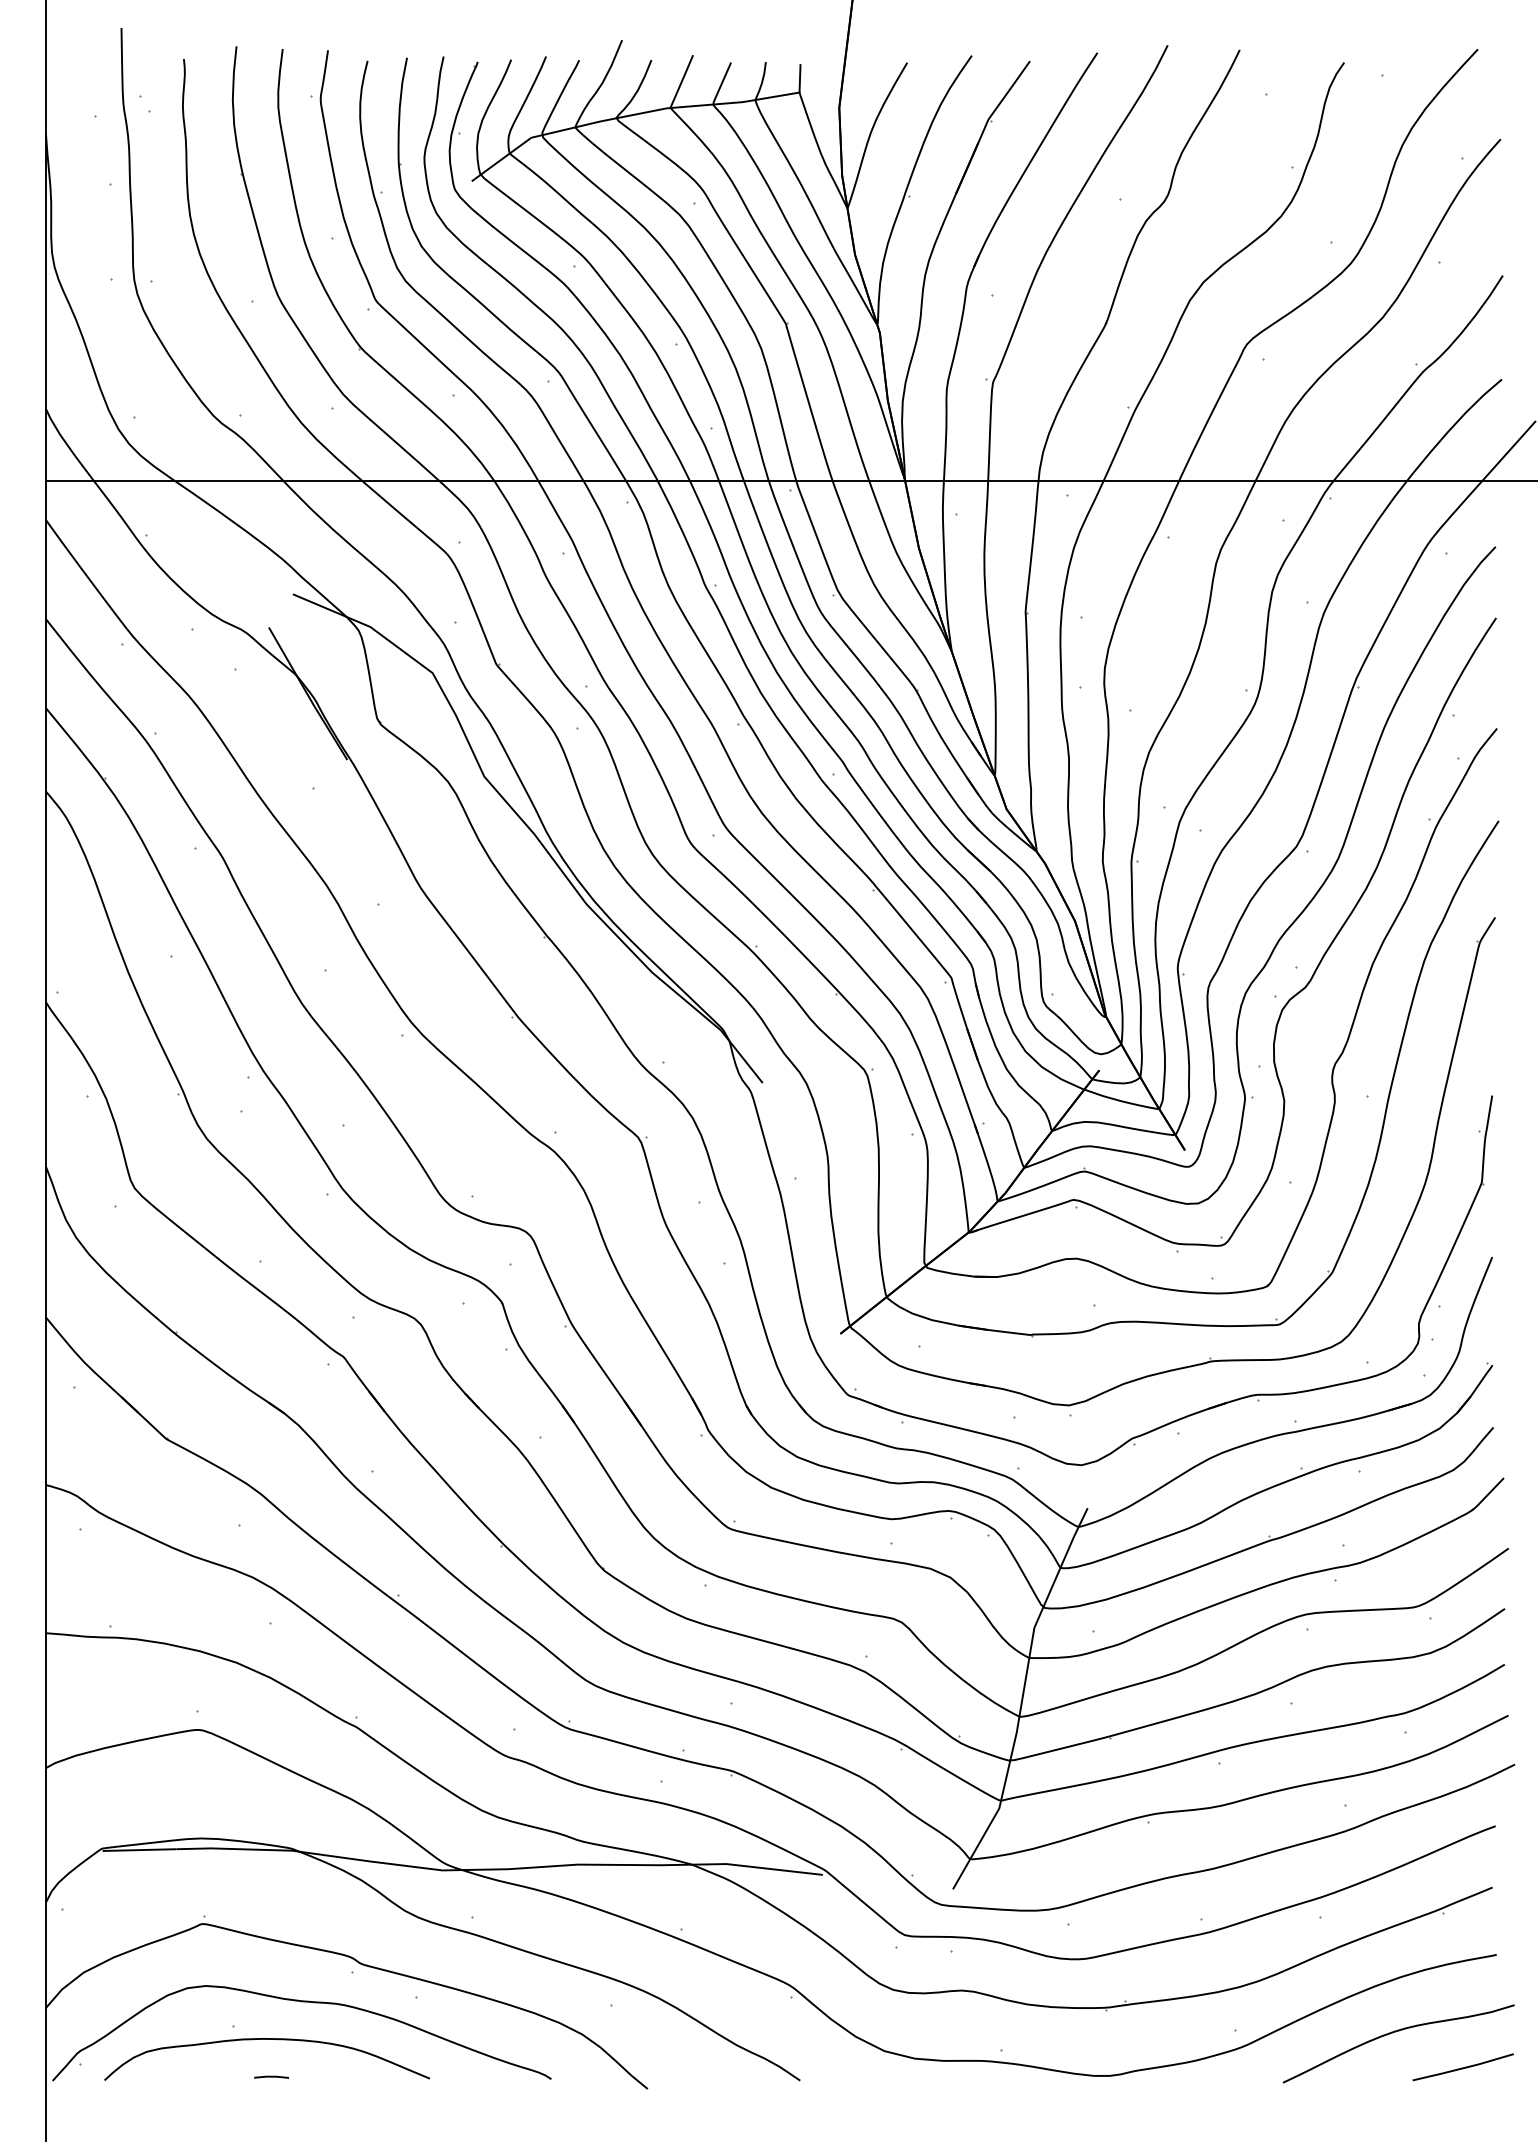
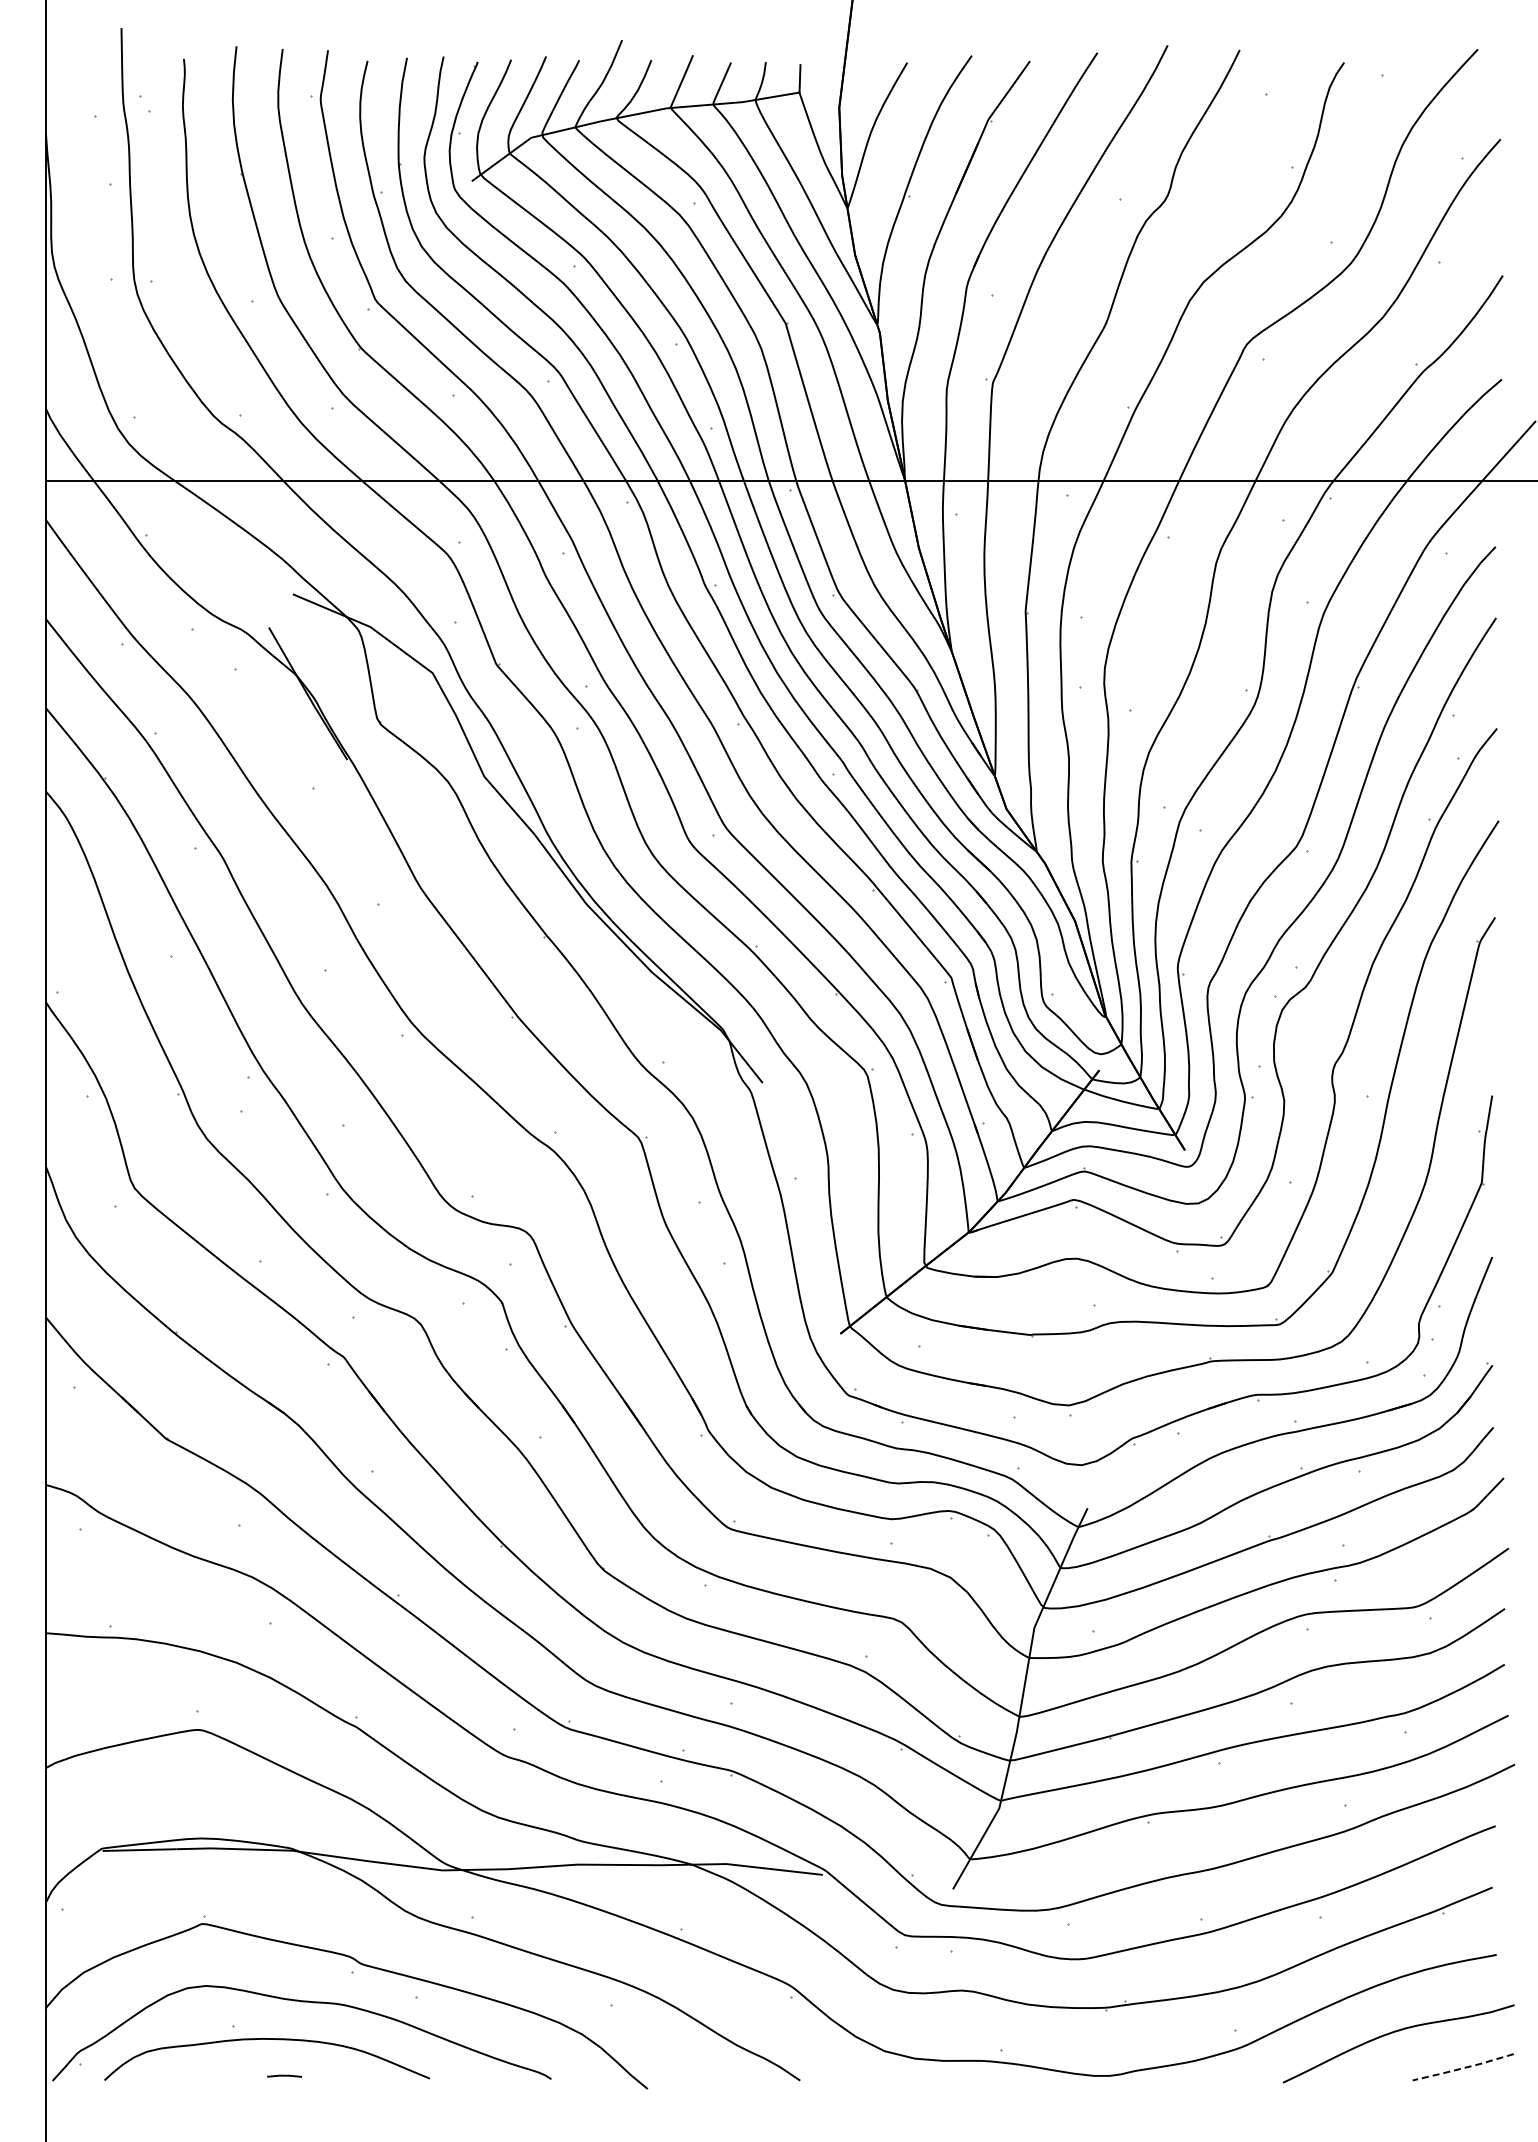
line: solid -> dashed (1463, 2068)
line position: (271, 2076) -> (284, 2075) (284, 2075)
